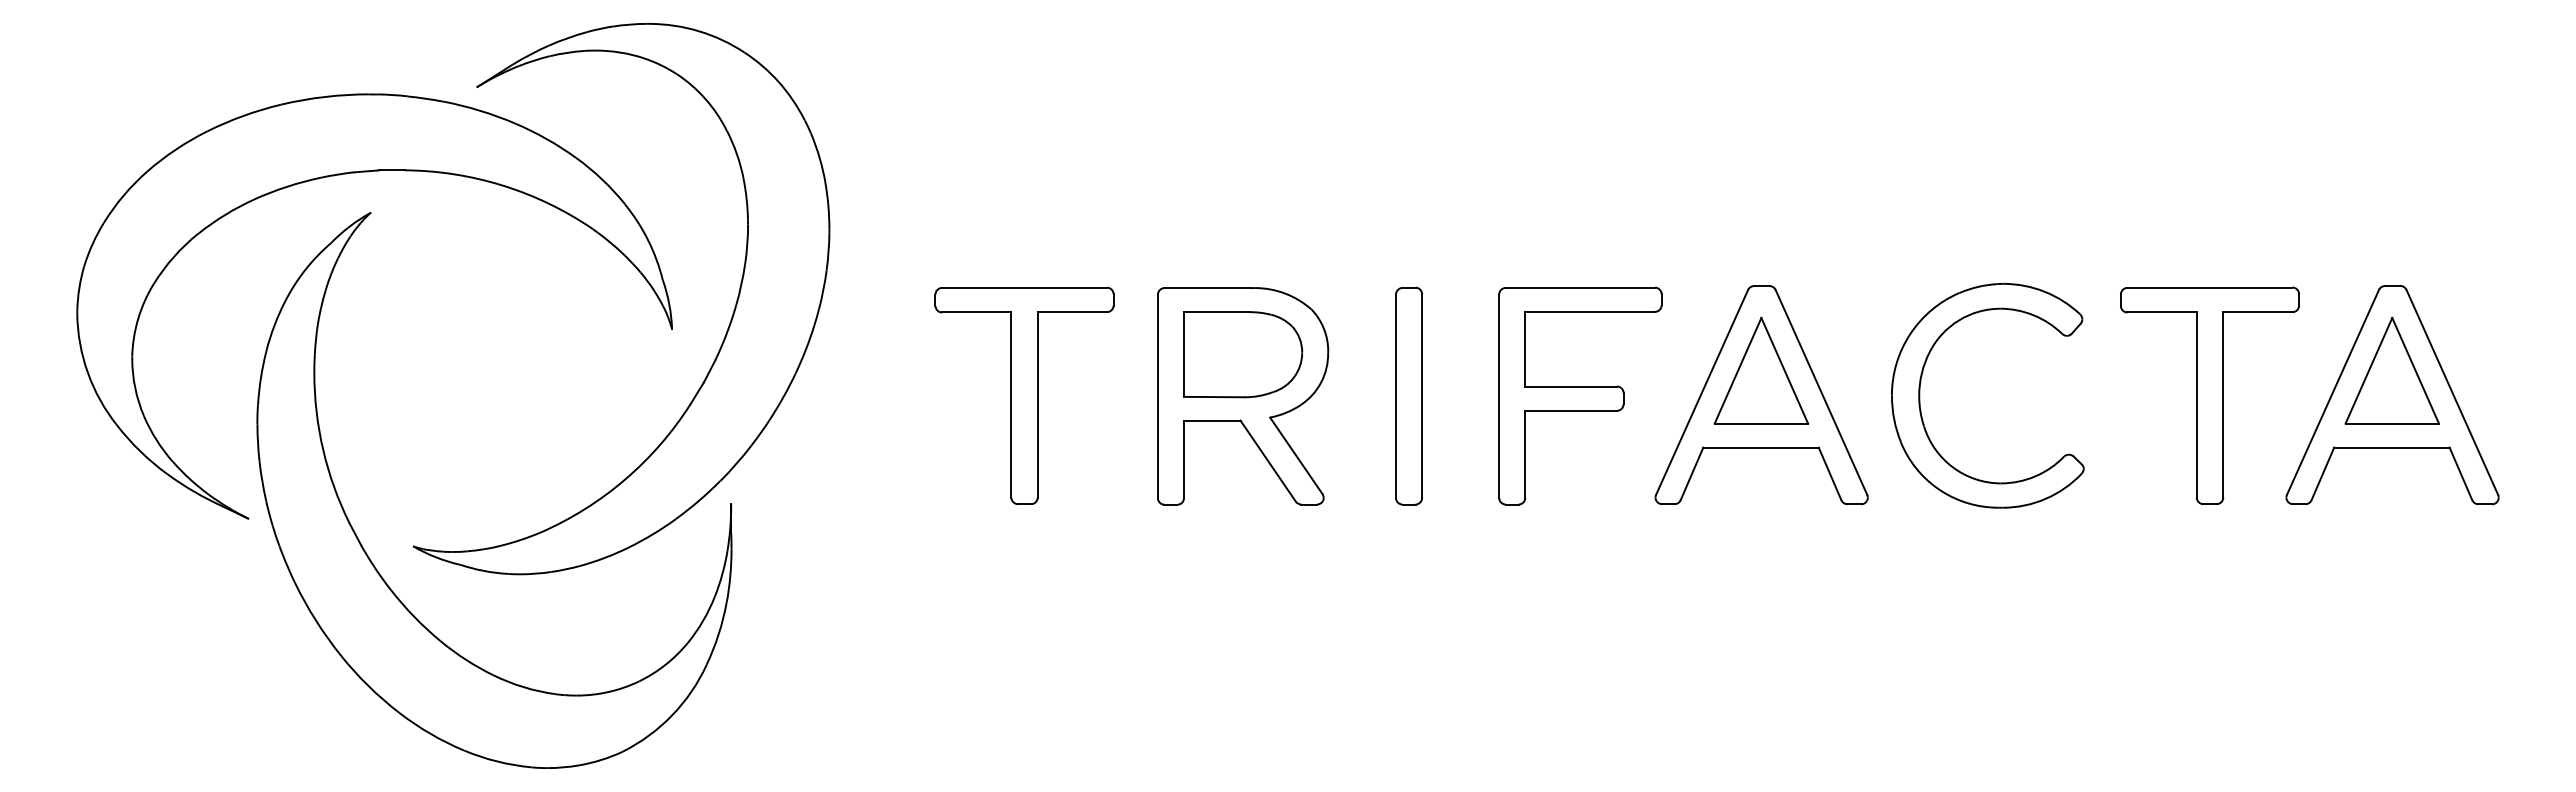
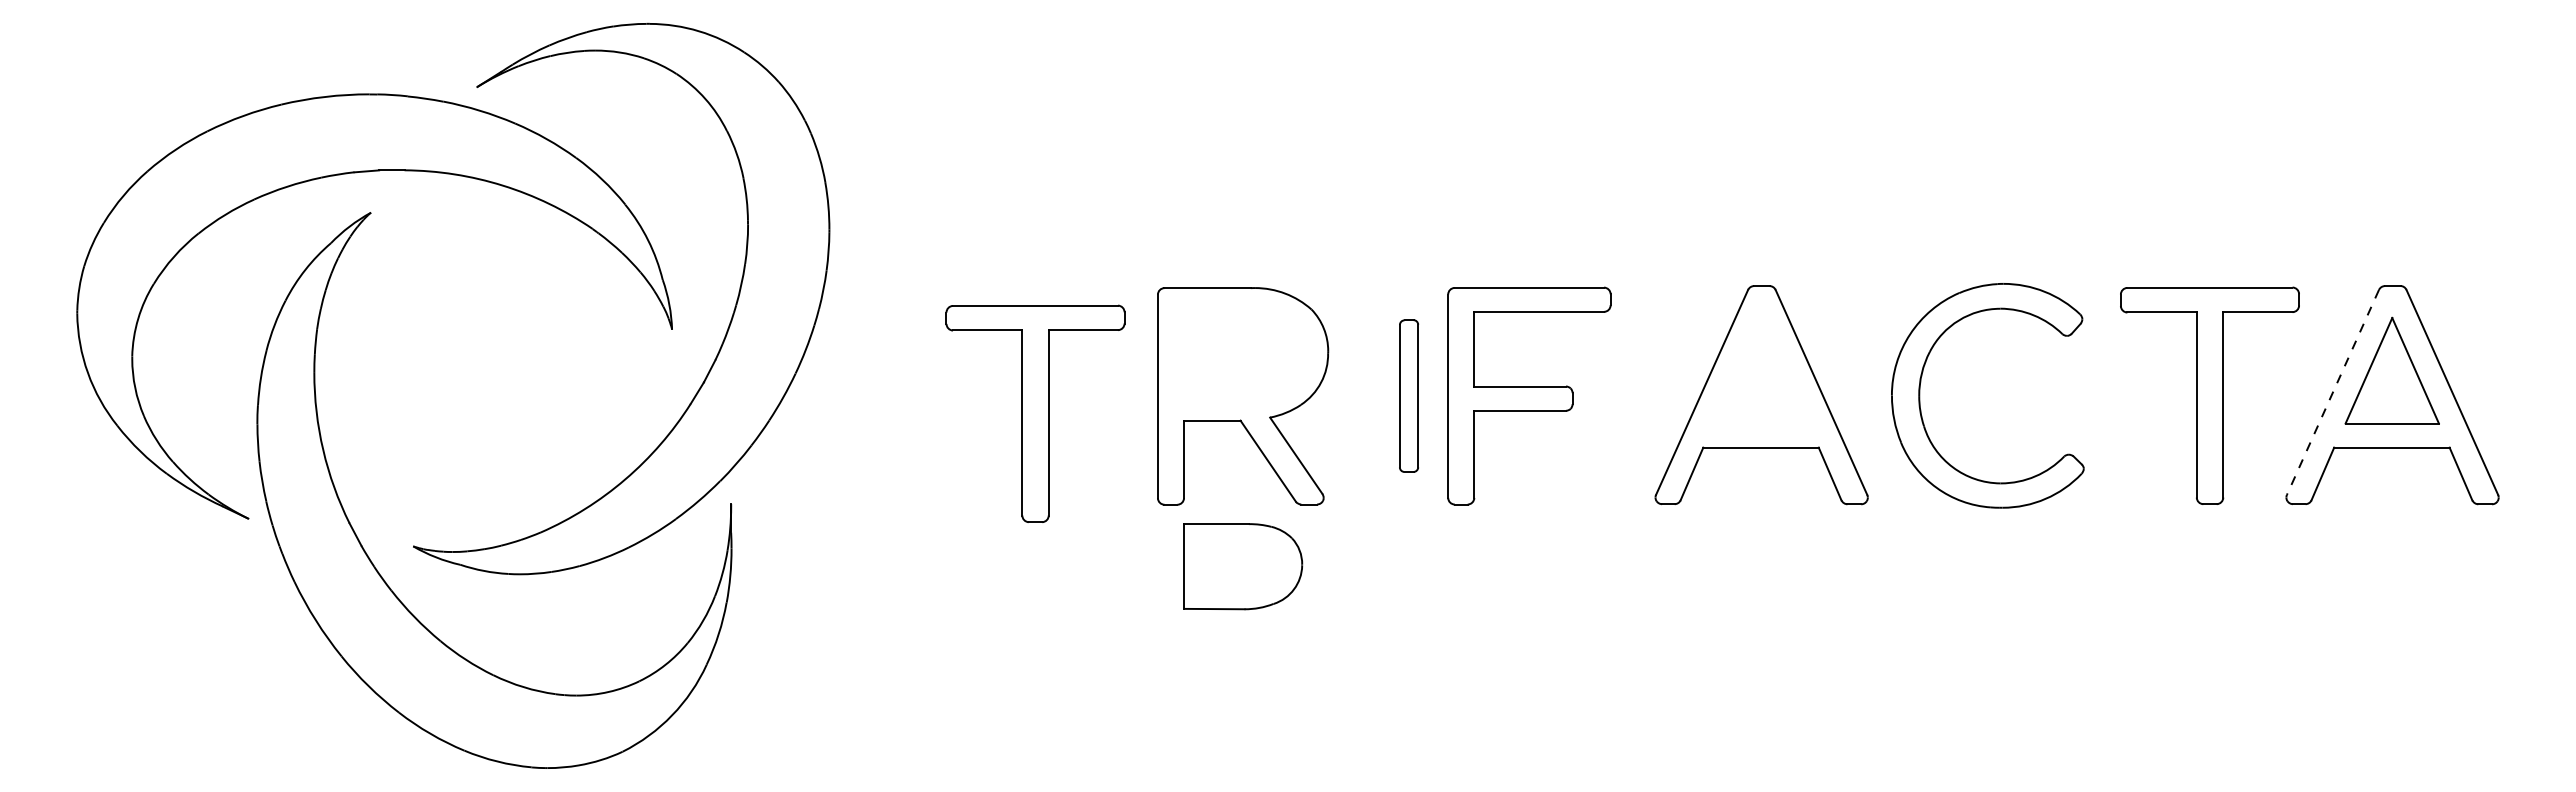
part position: (1243, 354) -> (1243, 566) (1243, 566)
part: present -> none (1760, 370)
line: solid -> dashed (2332, 392)
part position: (1024, 395) -> (1035, 413) (1035, 413)
part size: 28x220 px -> 20x154 px (1408, 395)
part position: (1580, 395) -> (1529, 395) (1529, 395)
